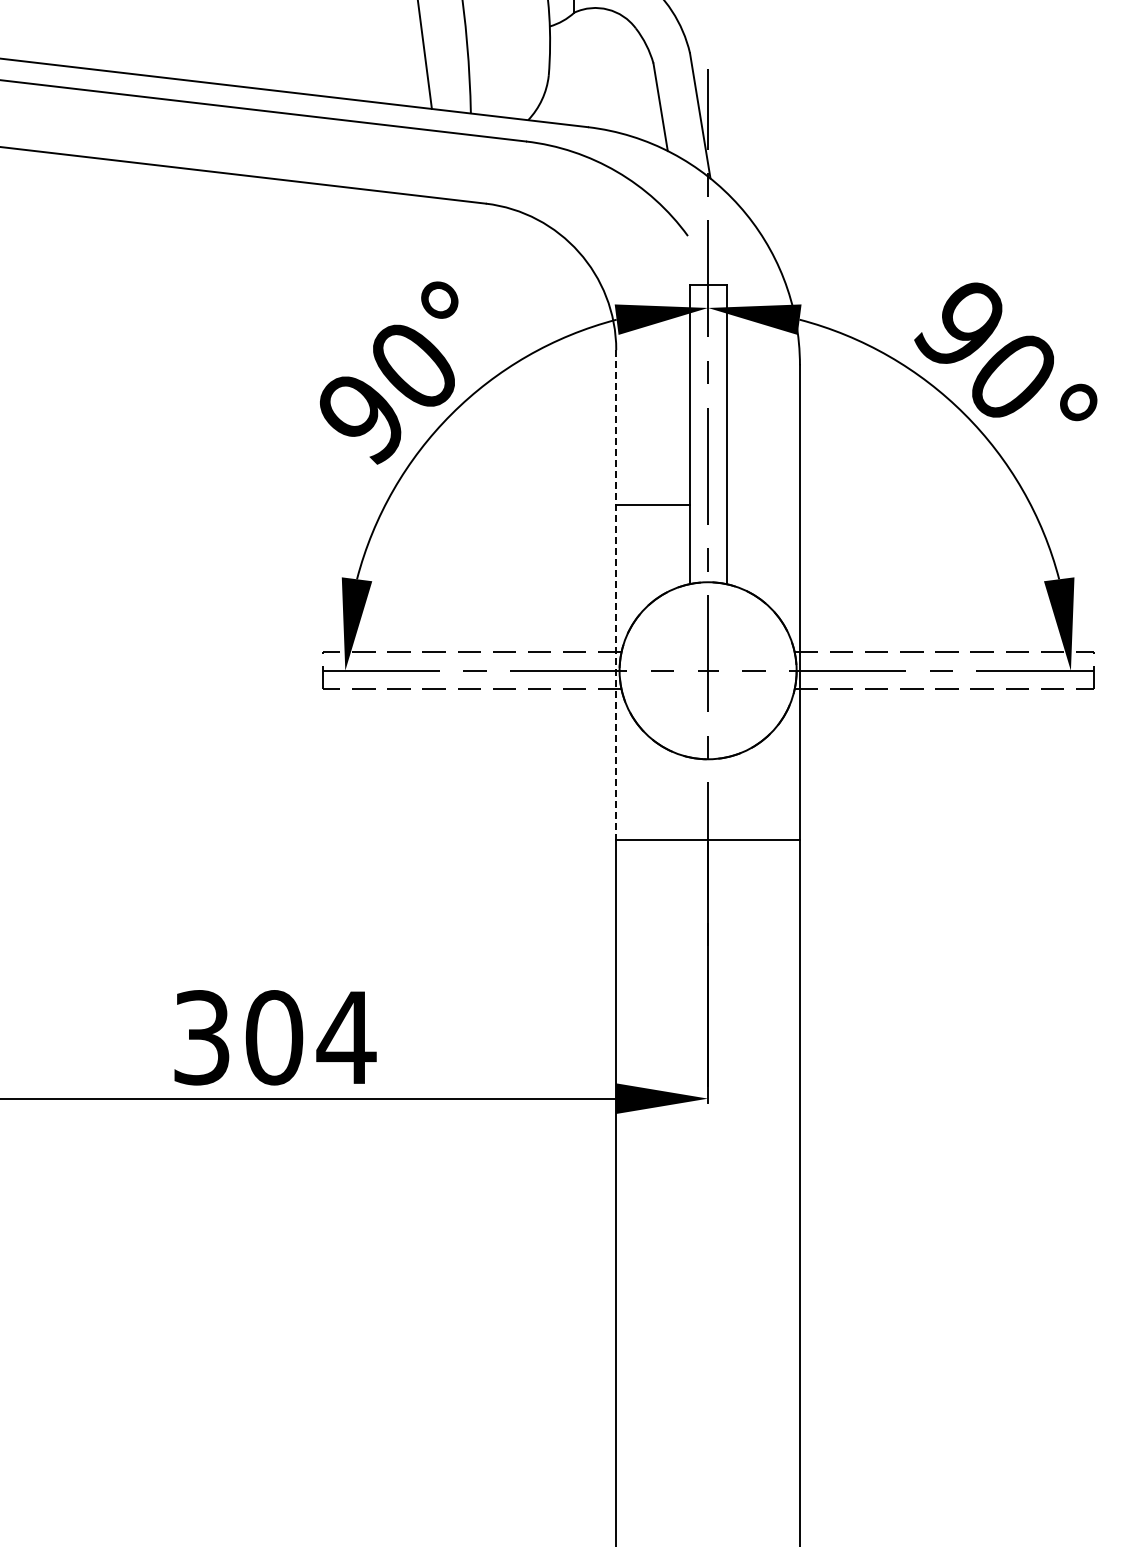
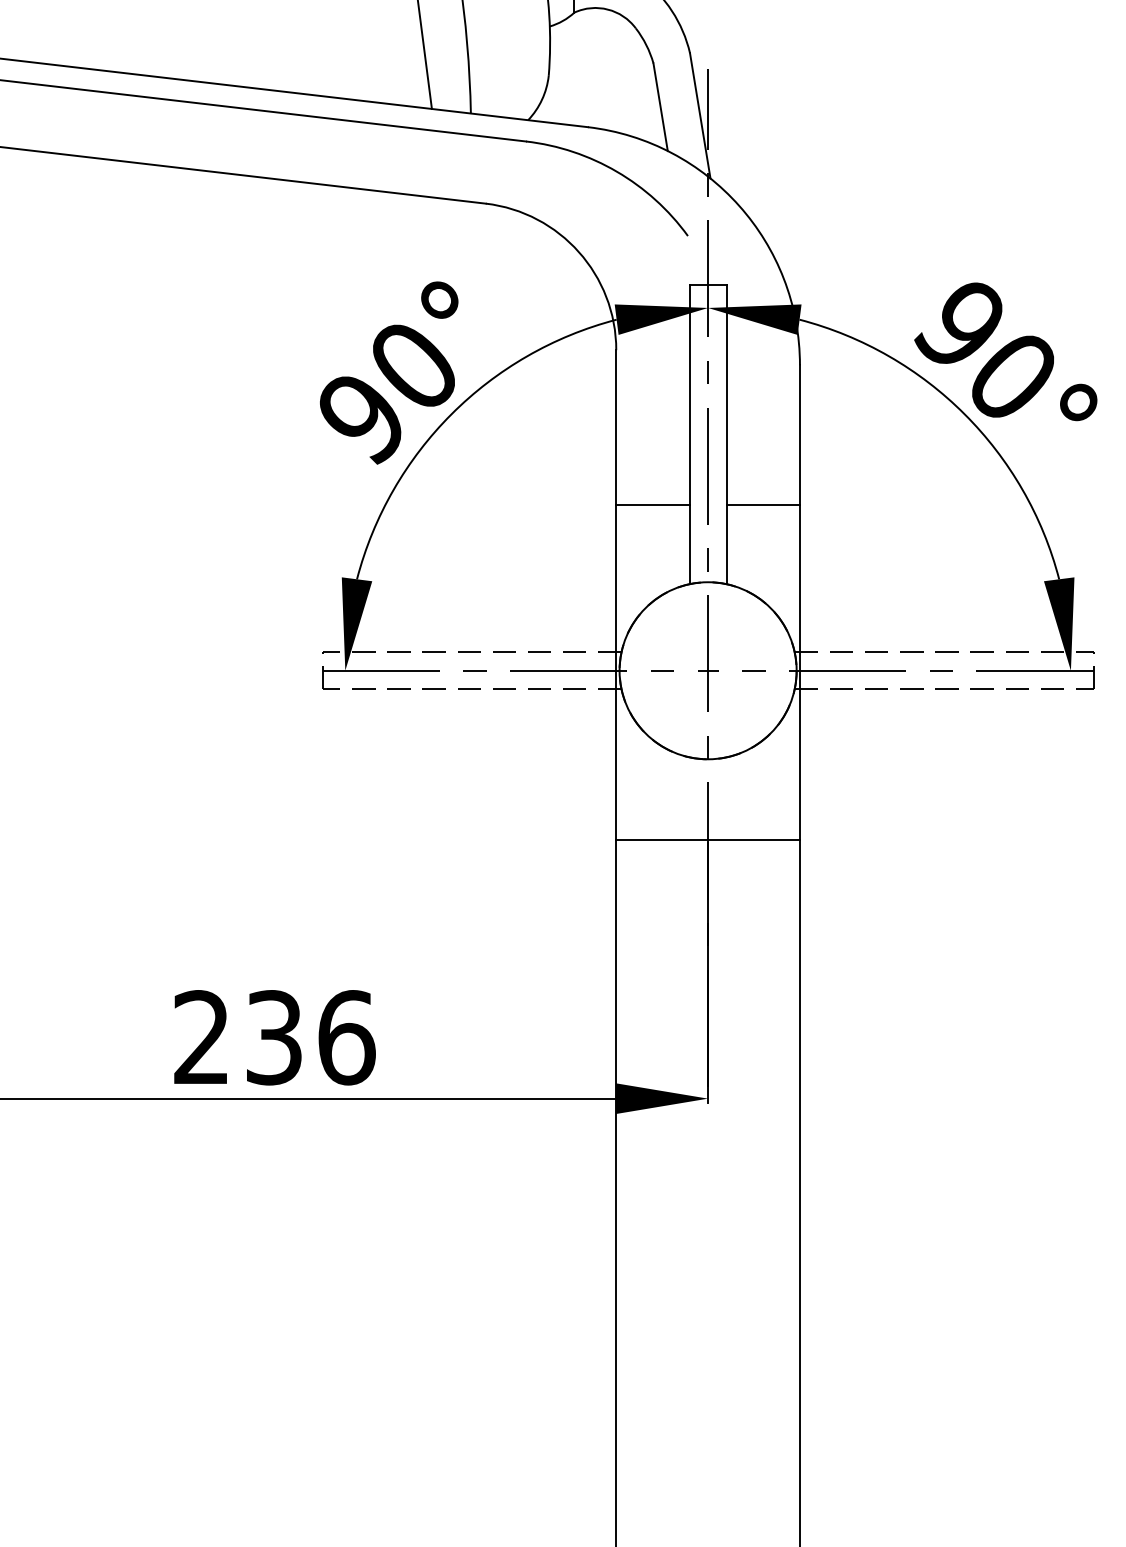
line: none -> present (762, 504)
line: dashed -> solid (616, 595)
text: 304 -> 236 (275, 1037)
